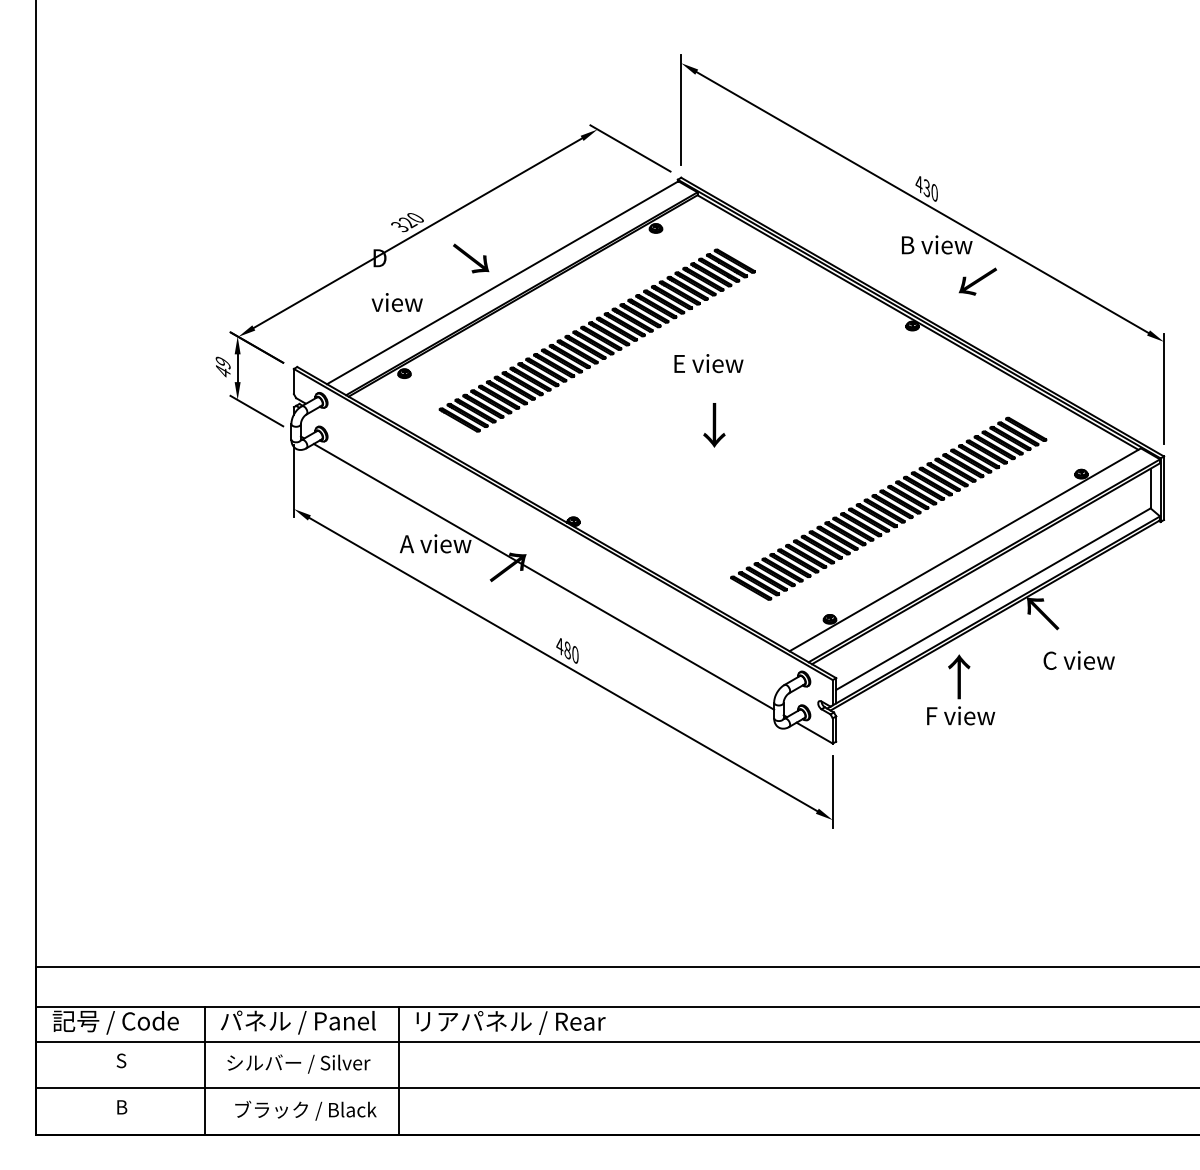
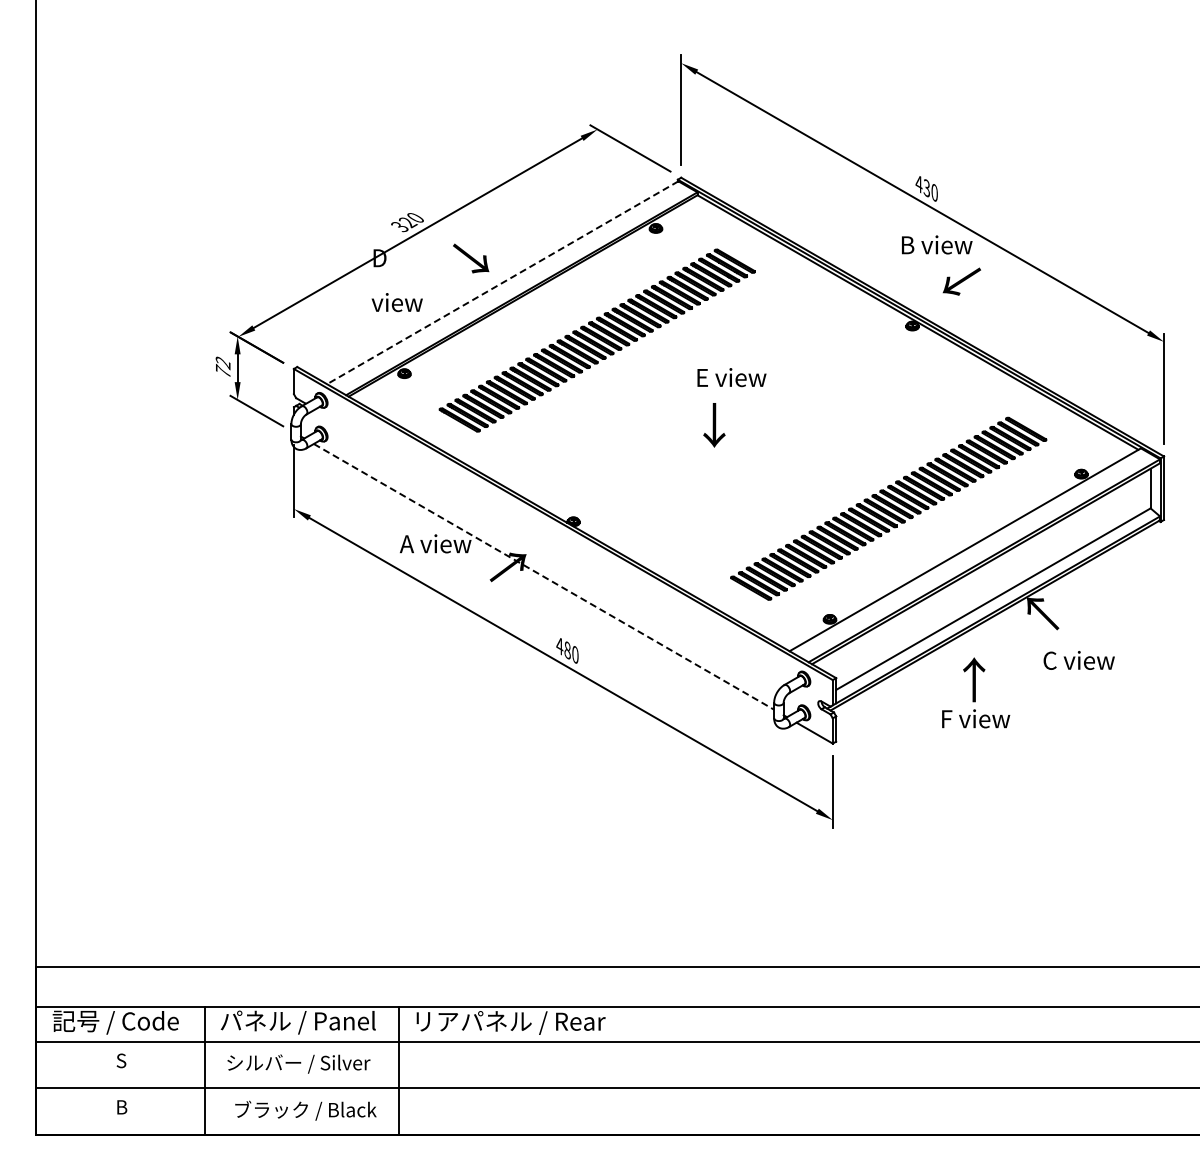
text position: (977, 281) -> (961, 281) (961, 281)
line: solid -> dashed (502, 282)
text position: (708, 363) -> (731, 377) (731, 377)
text: 49 -> 72 (223, 366)
line: solid -> dashed (544, 576)
text position: (961, 689) -> (976, 692) (976, 692)
